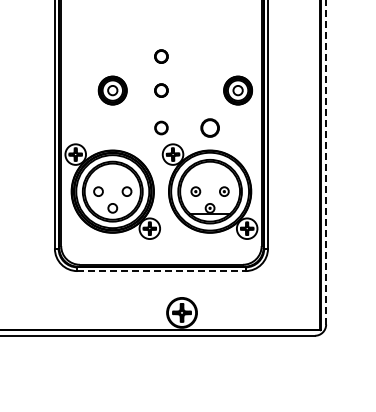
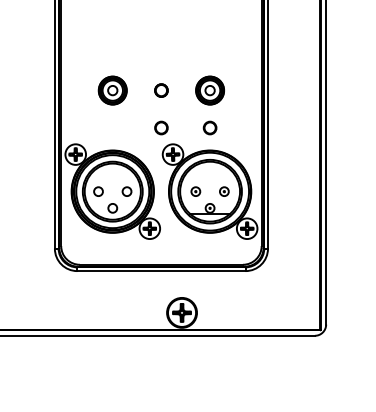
circle: present -> none (161, 56)
part position: (237, 90) -> (209, 90) (209, 90)
part size: 20x20 px -> 16x16 px (209, 127)
line: dashed -> solid (326, 162)
line: dashed -> solid (161, 271)
